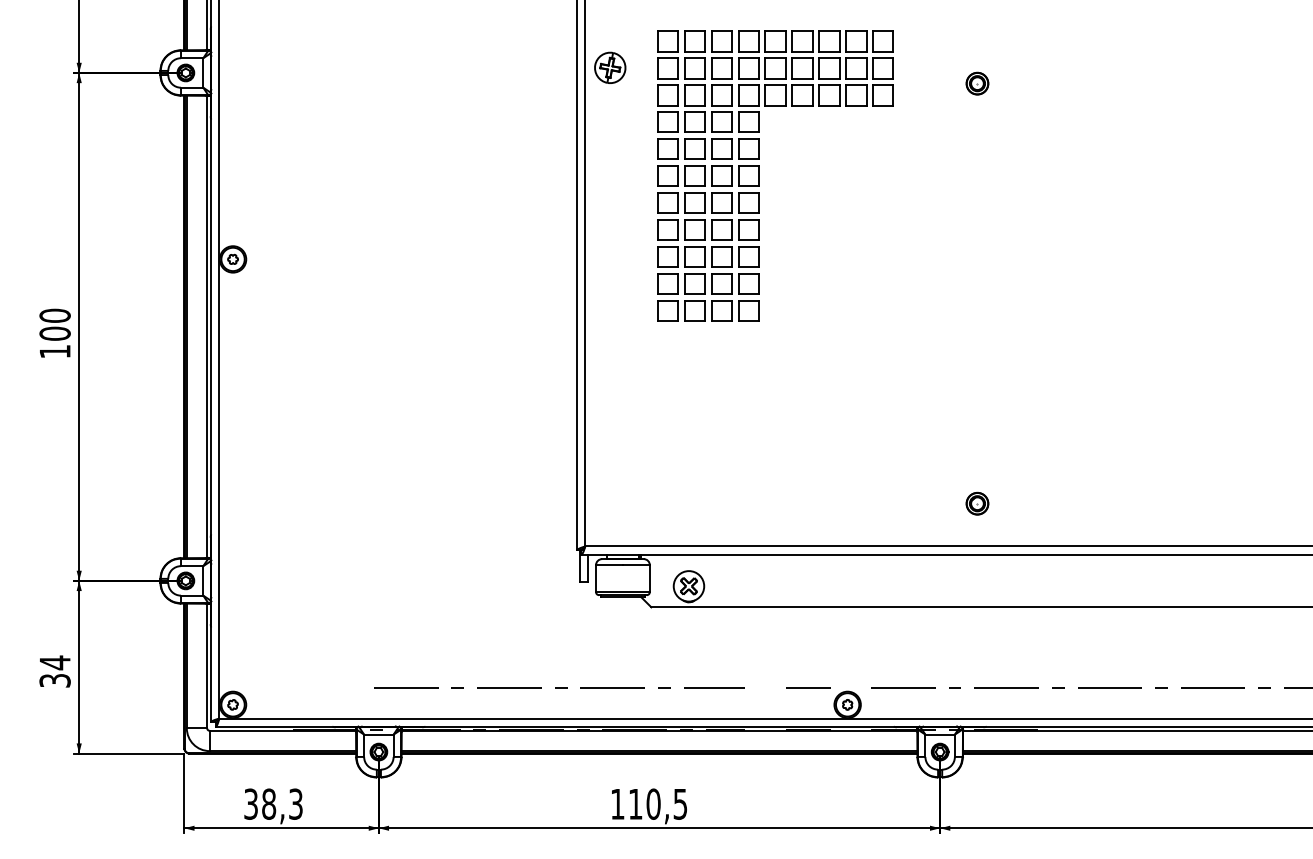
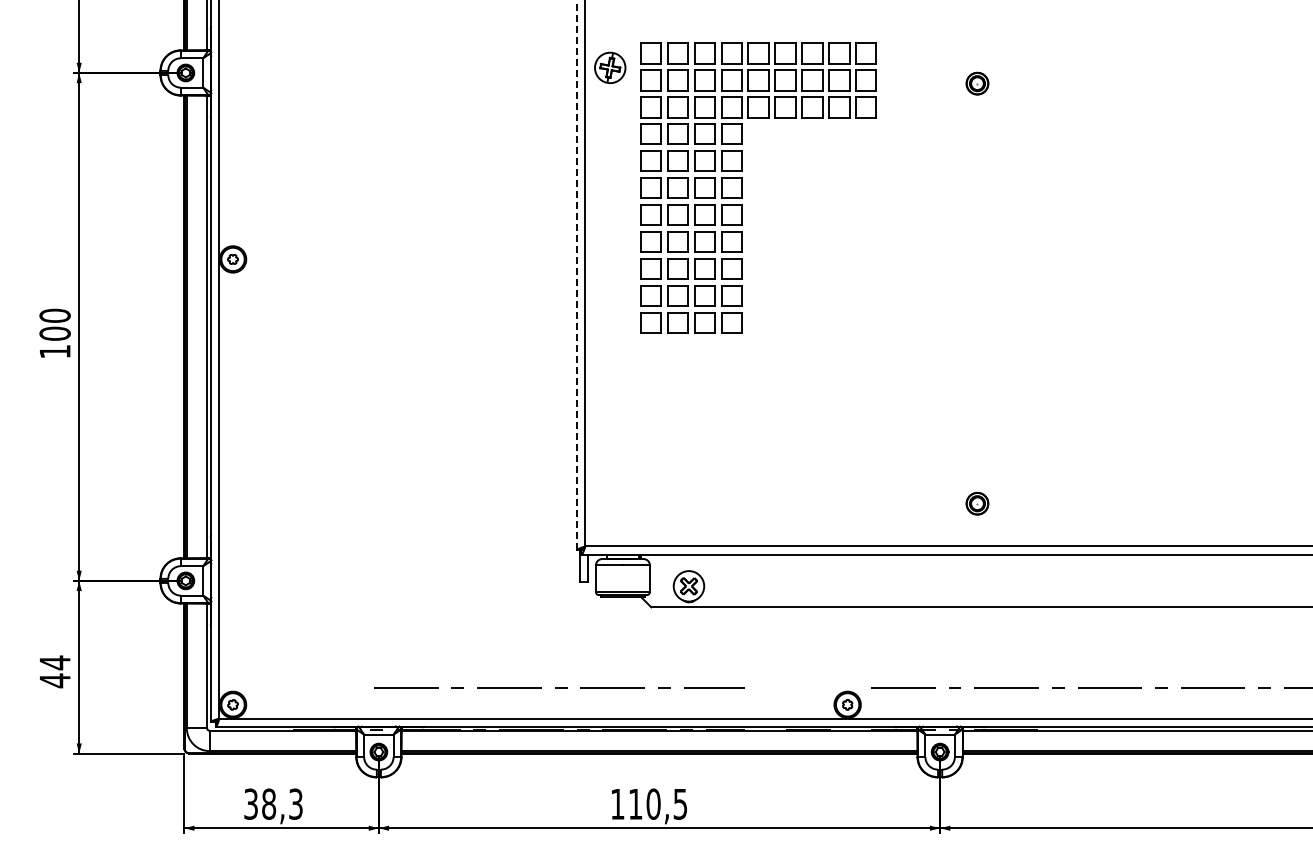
part position: (759, 175) -> (742, 187) (742, 187)
line: solid -> dashed (577, 275)
text: 34 -> 44 (54, 680)
line: present -> none (807, 688)
